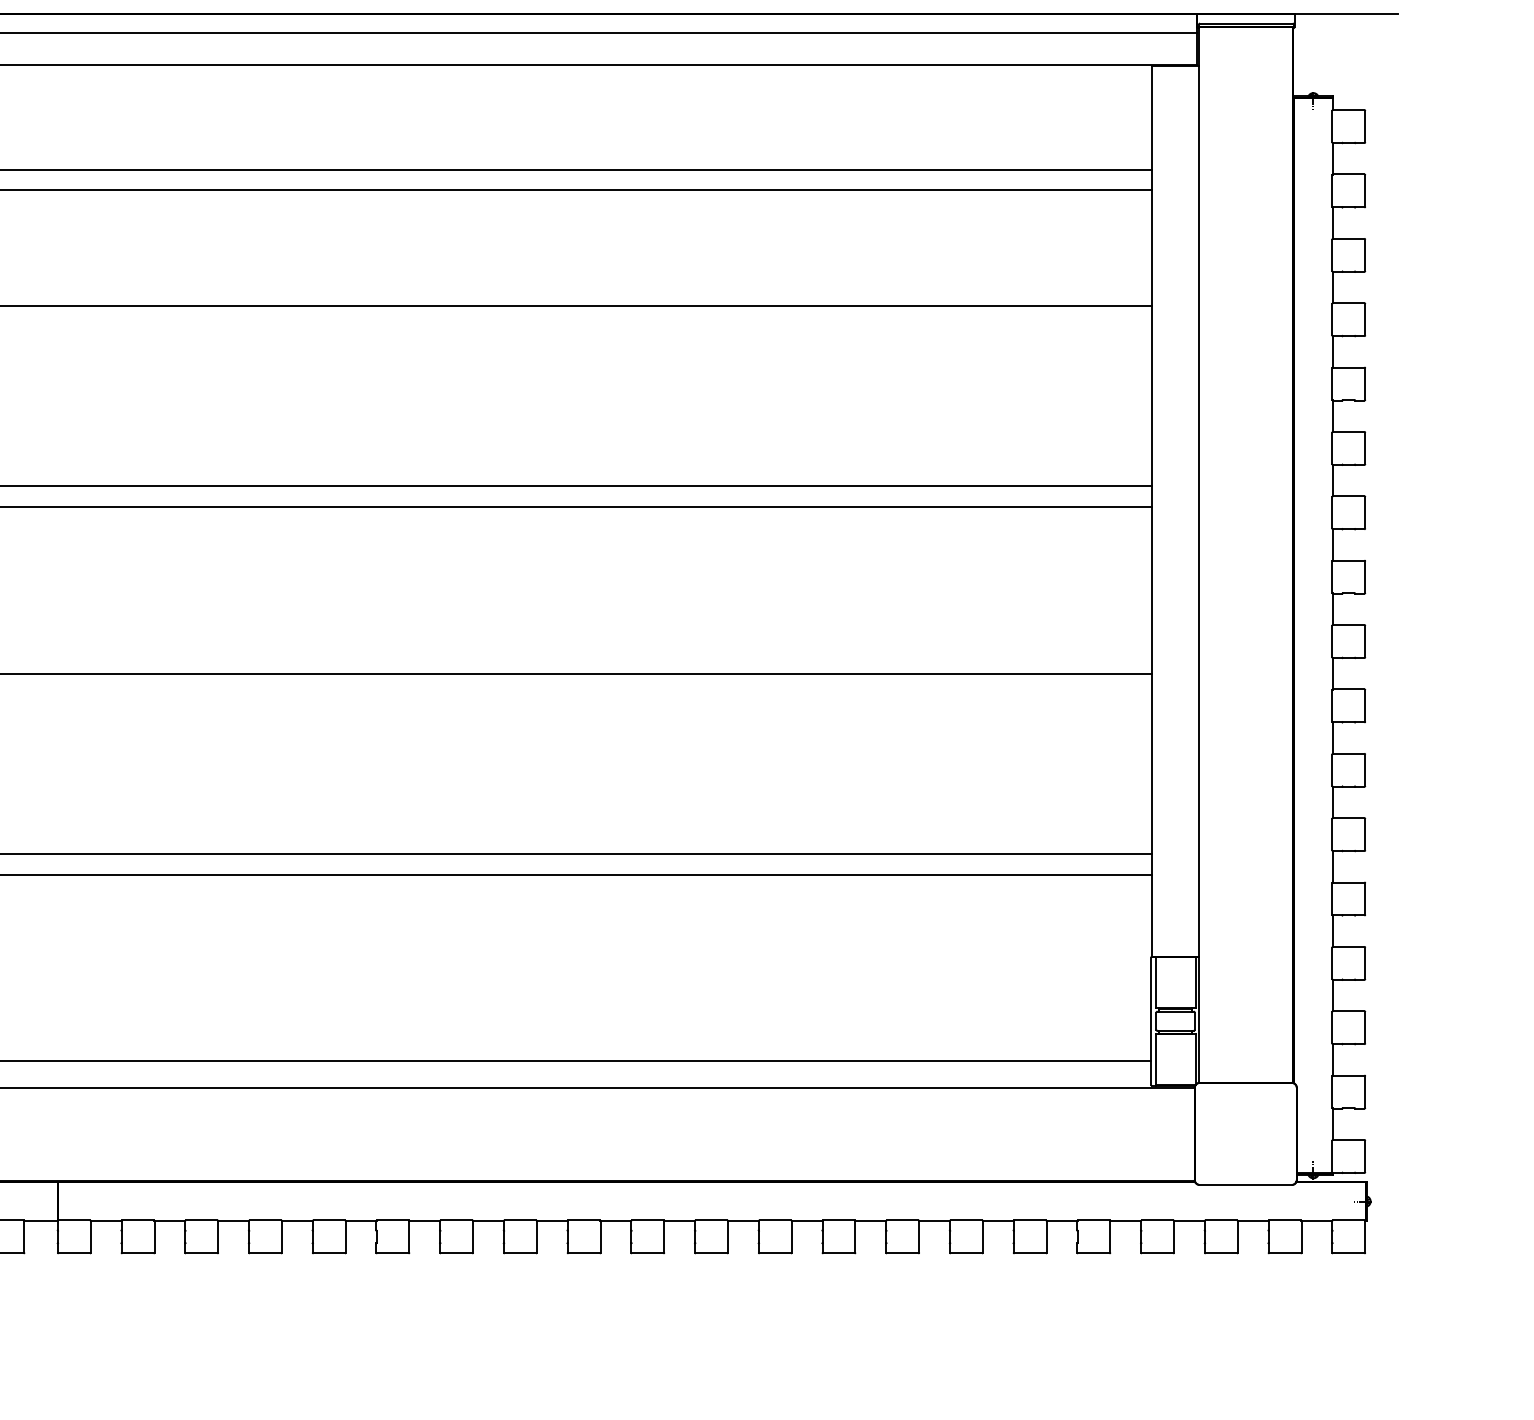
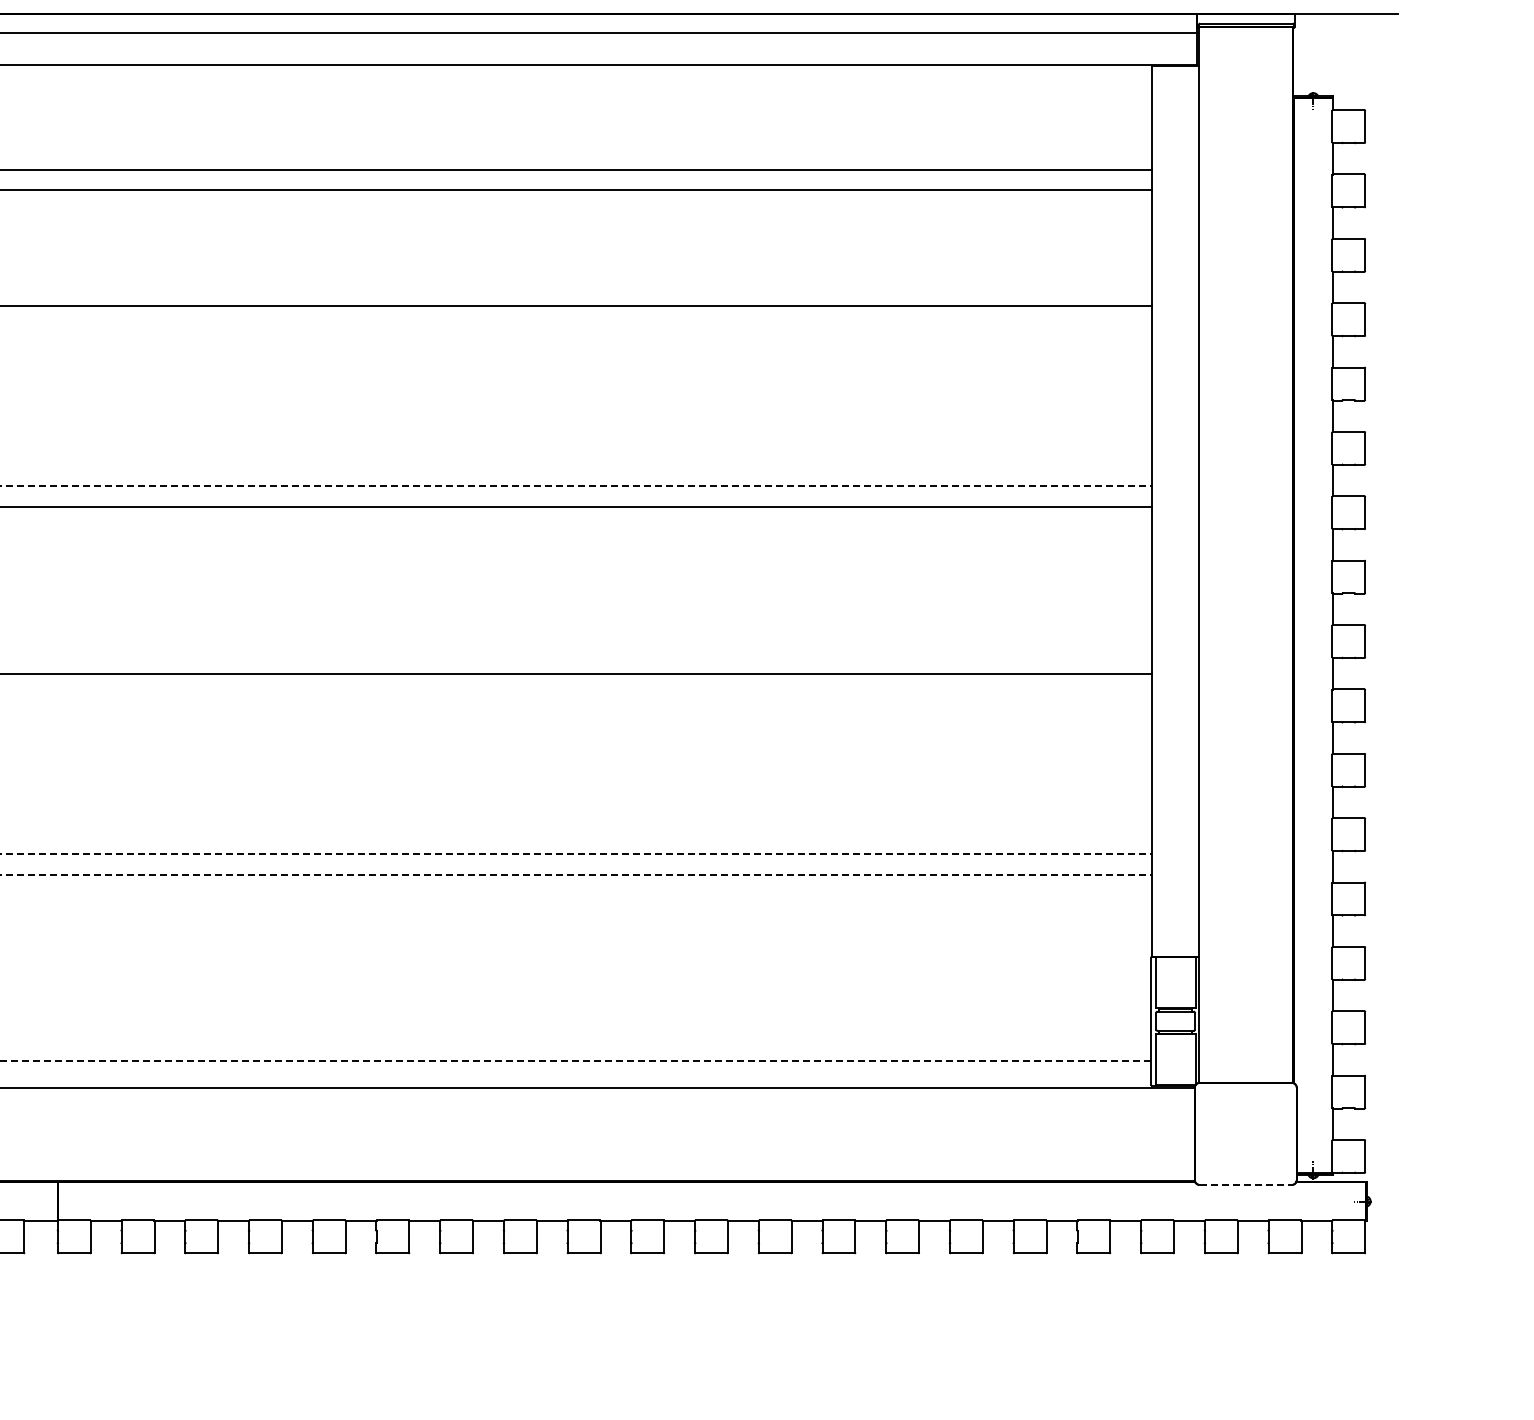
line: solid -> dashed (576, 486)
line: solid -> dashed (576, 853)
line: solid -> dashed (576, 874)
line: solid -> dashed (575, 1061)
line: solid -> dashed (1245, 1185)
